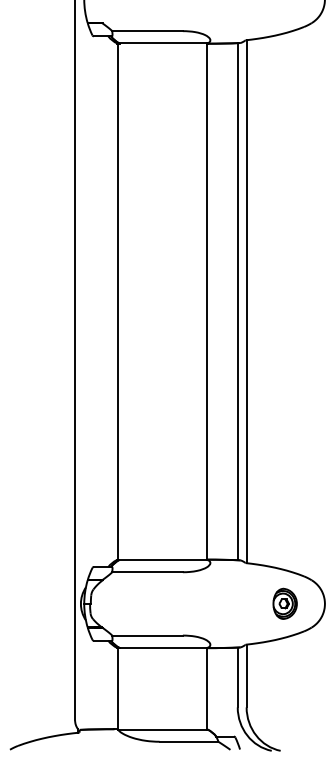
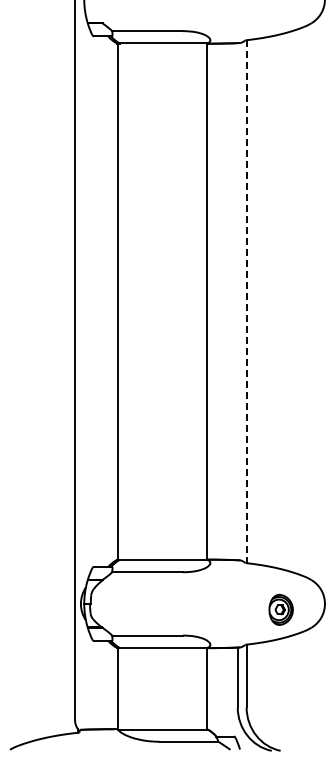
line: present -> none (237, 301)
line: solid -> dashed (246, 301)
part position: (284, 603) -> (280, 609) (280, 609)
